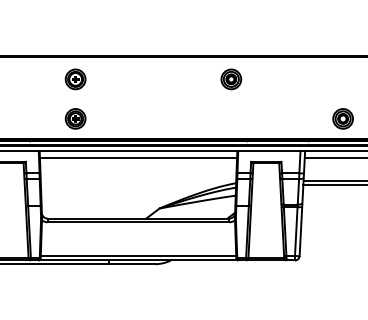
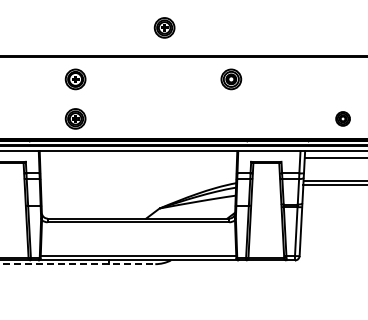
part: none -> present (164, 27)
part size: 22x22 px -> 16x16 px (342, 118)
line: present -> none (138, 158)
line: solid -> dashed (78, 264)
